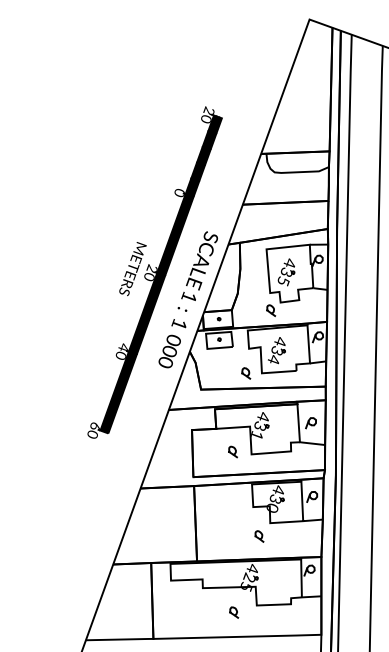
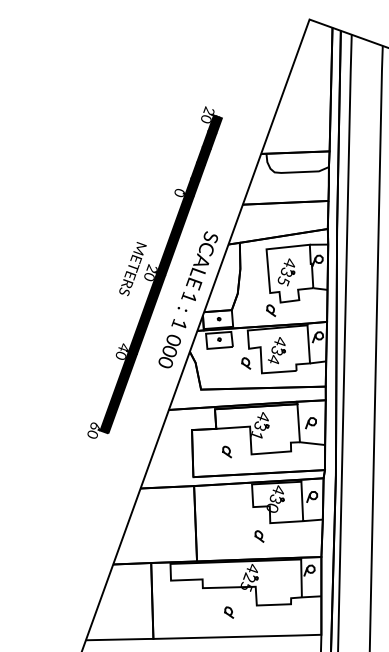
part position: (246, 373) -> (246, 363) (246, 363)
part position: (232, 451) -> (226, 451) (226, 451)
part position: (234, 612) -> (229, 612) (229, 612)
